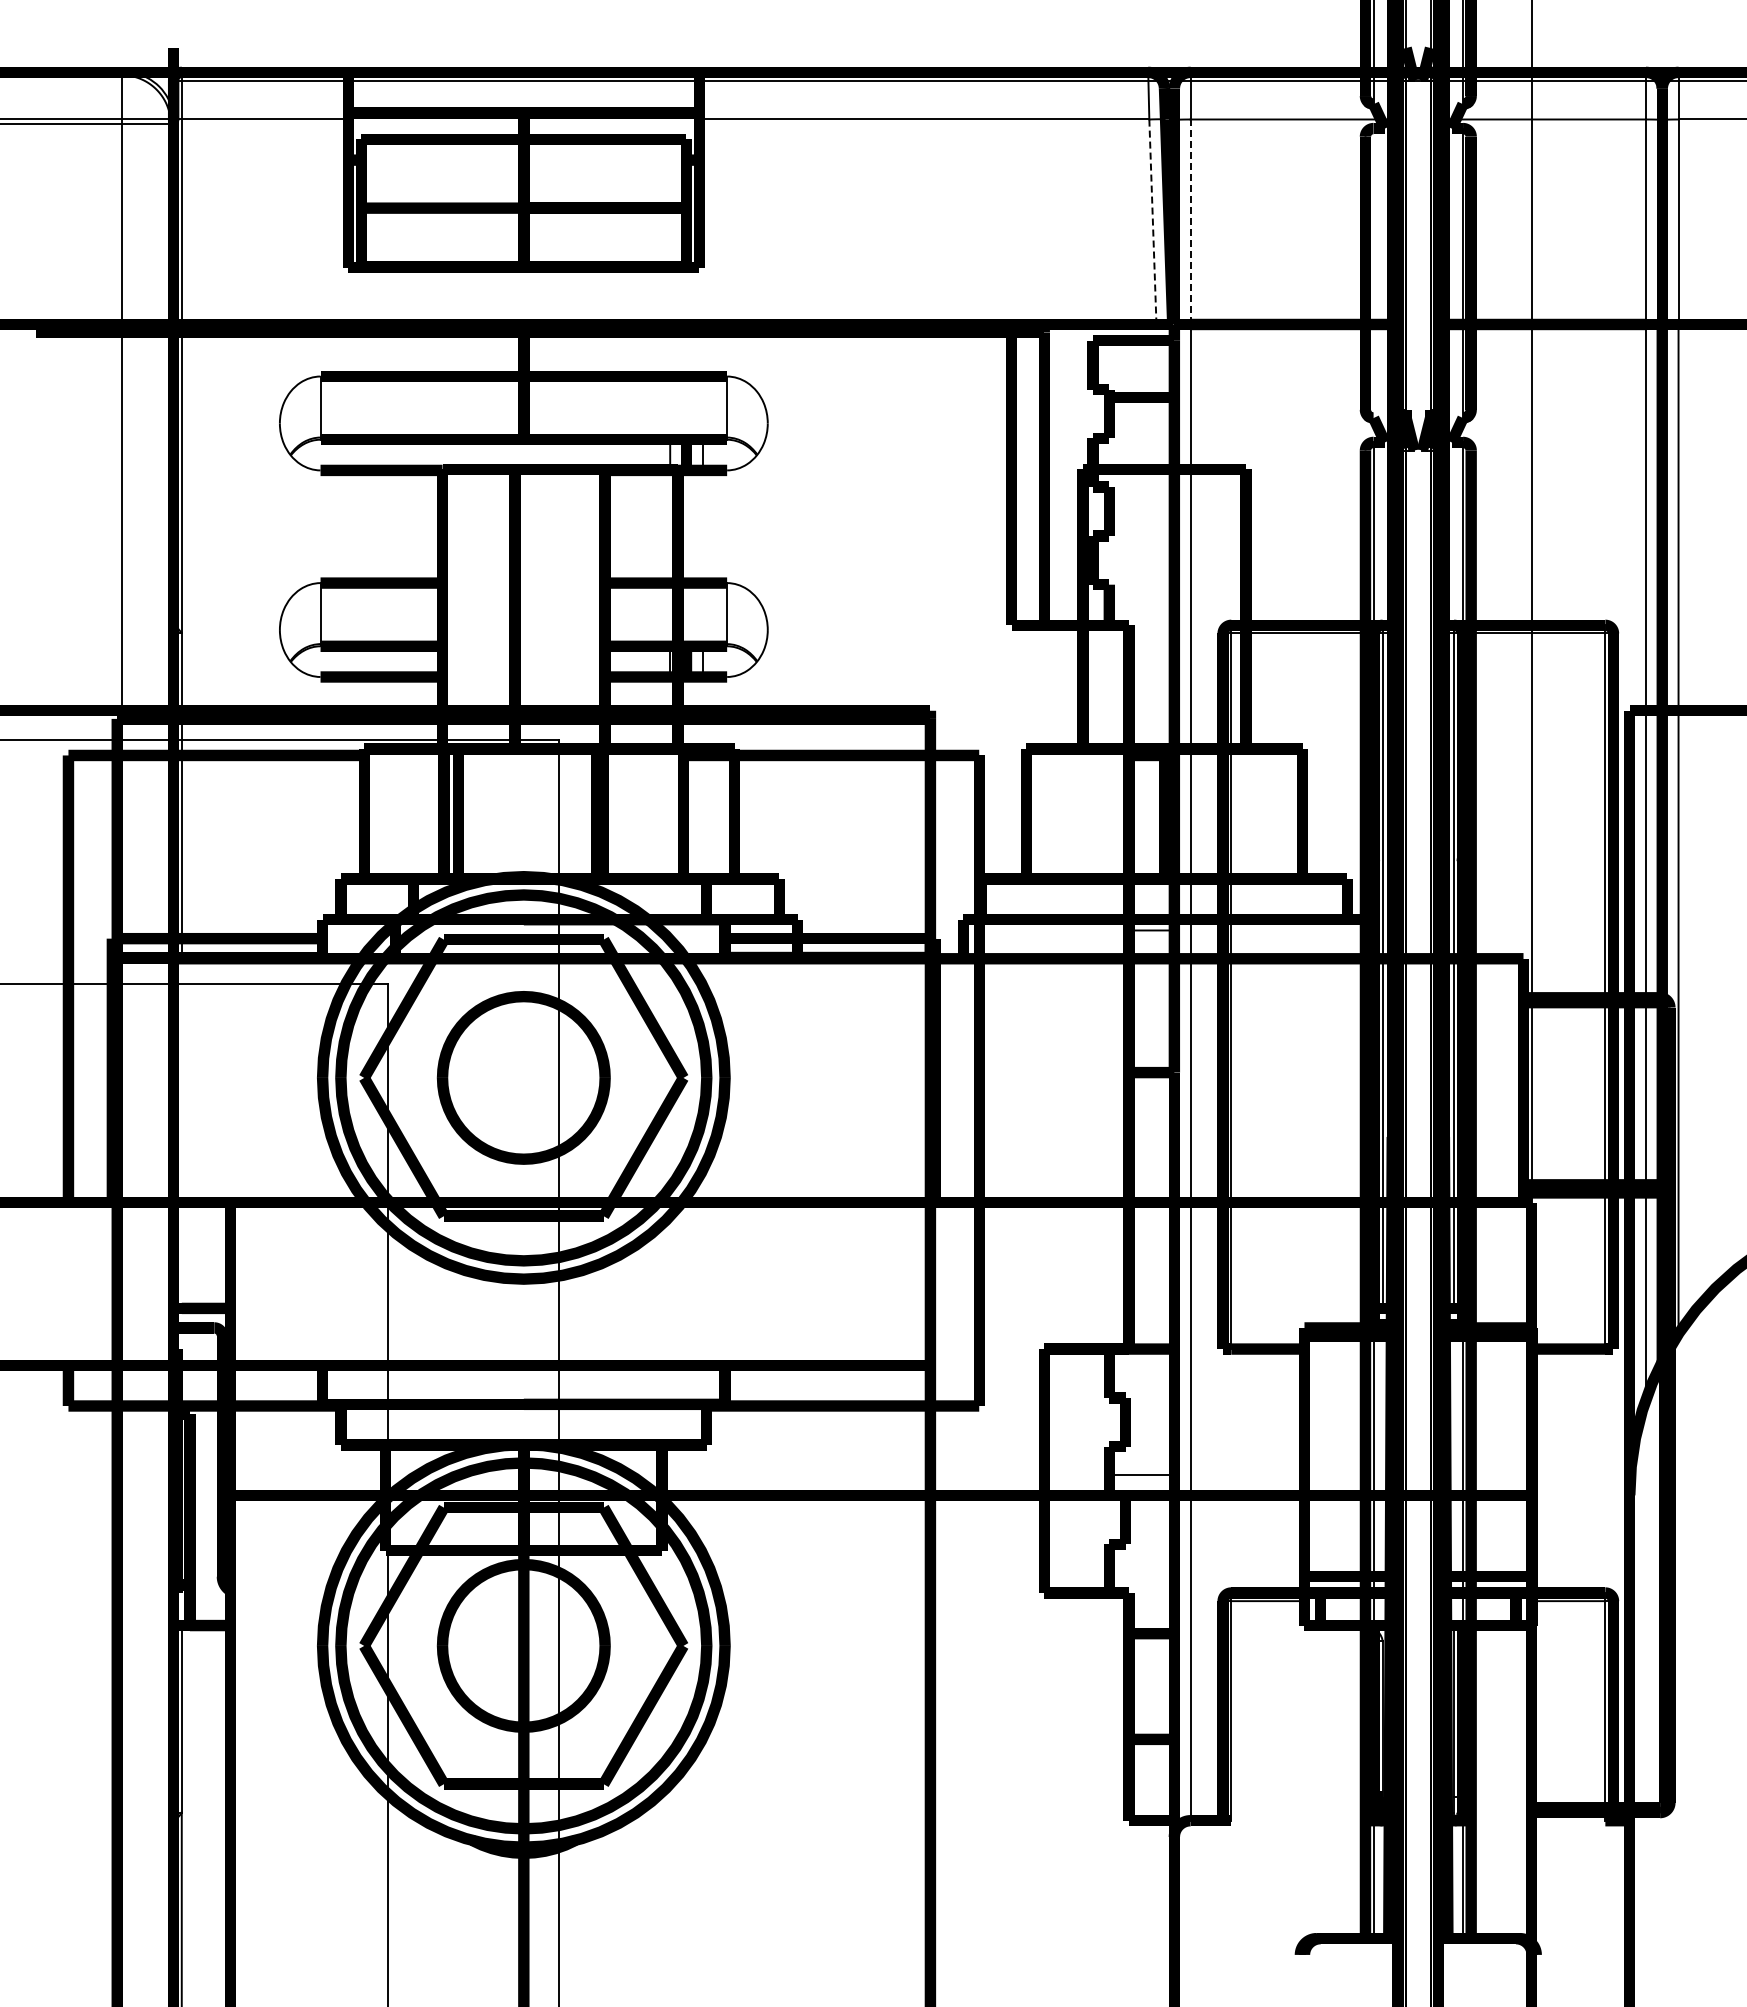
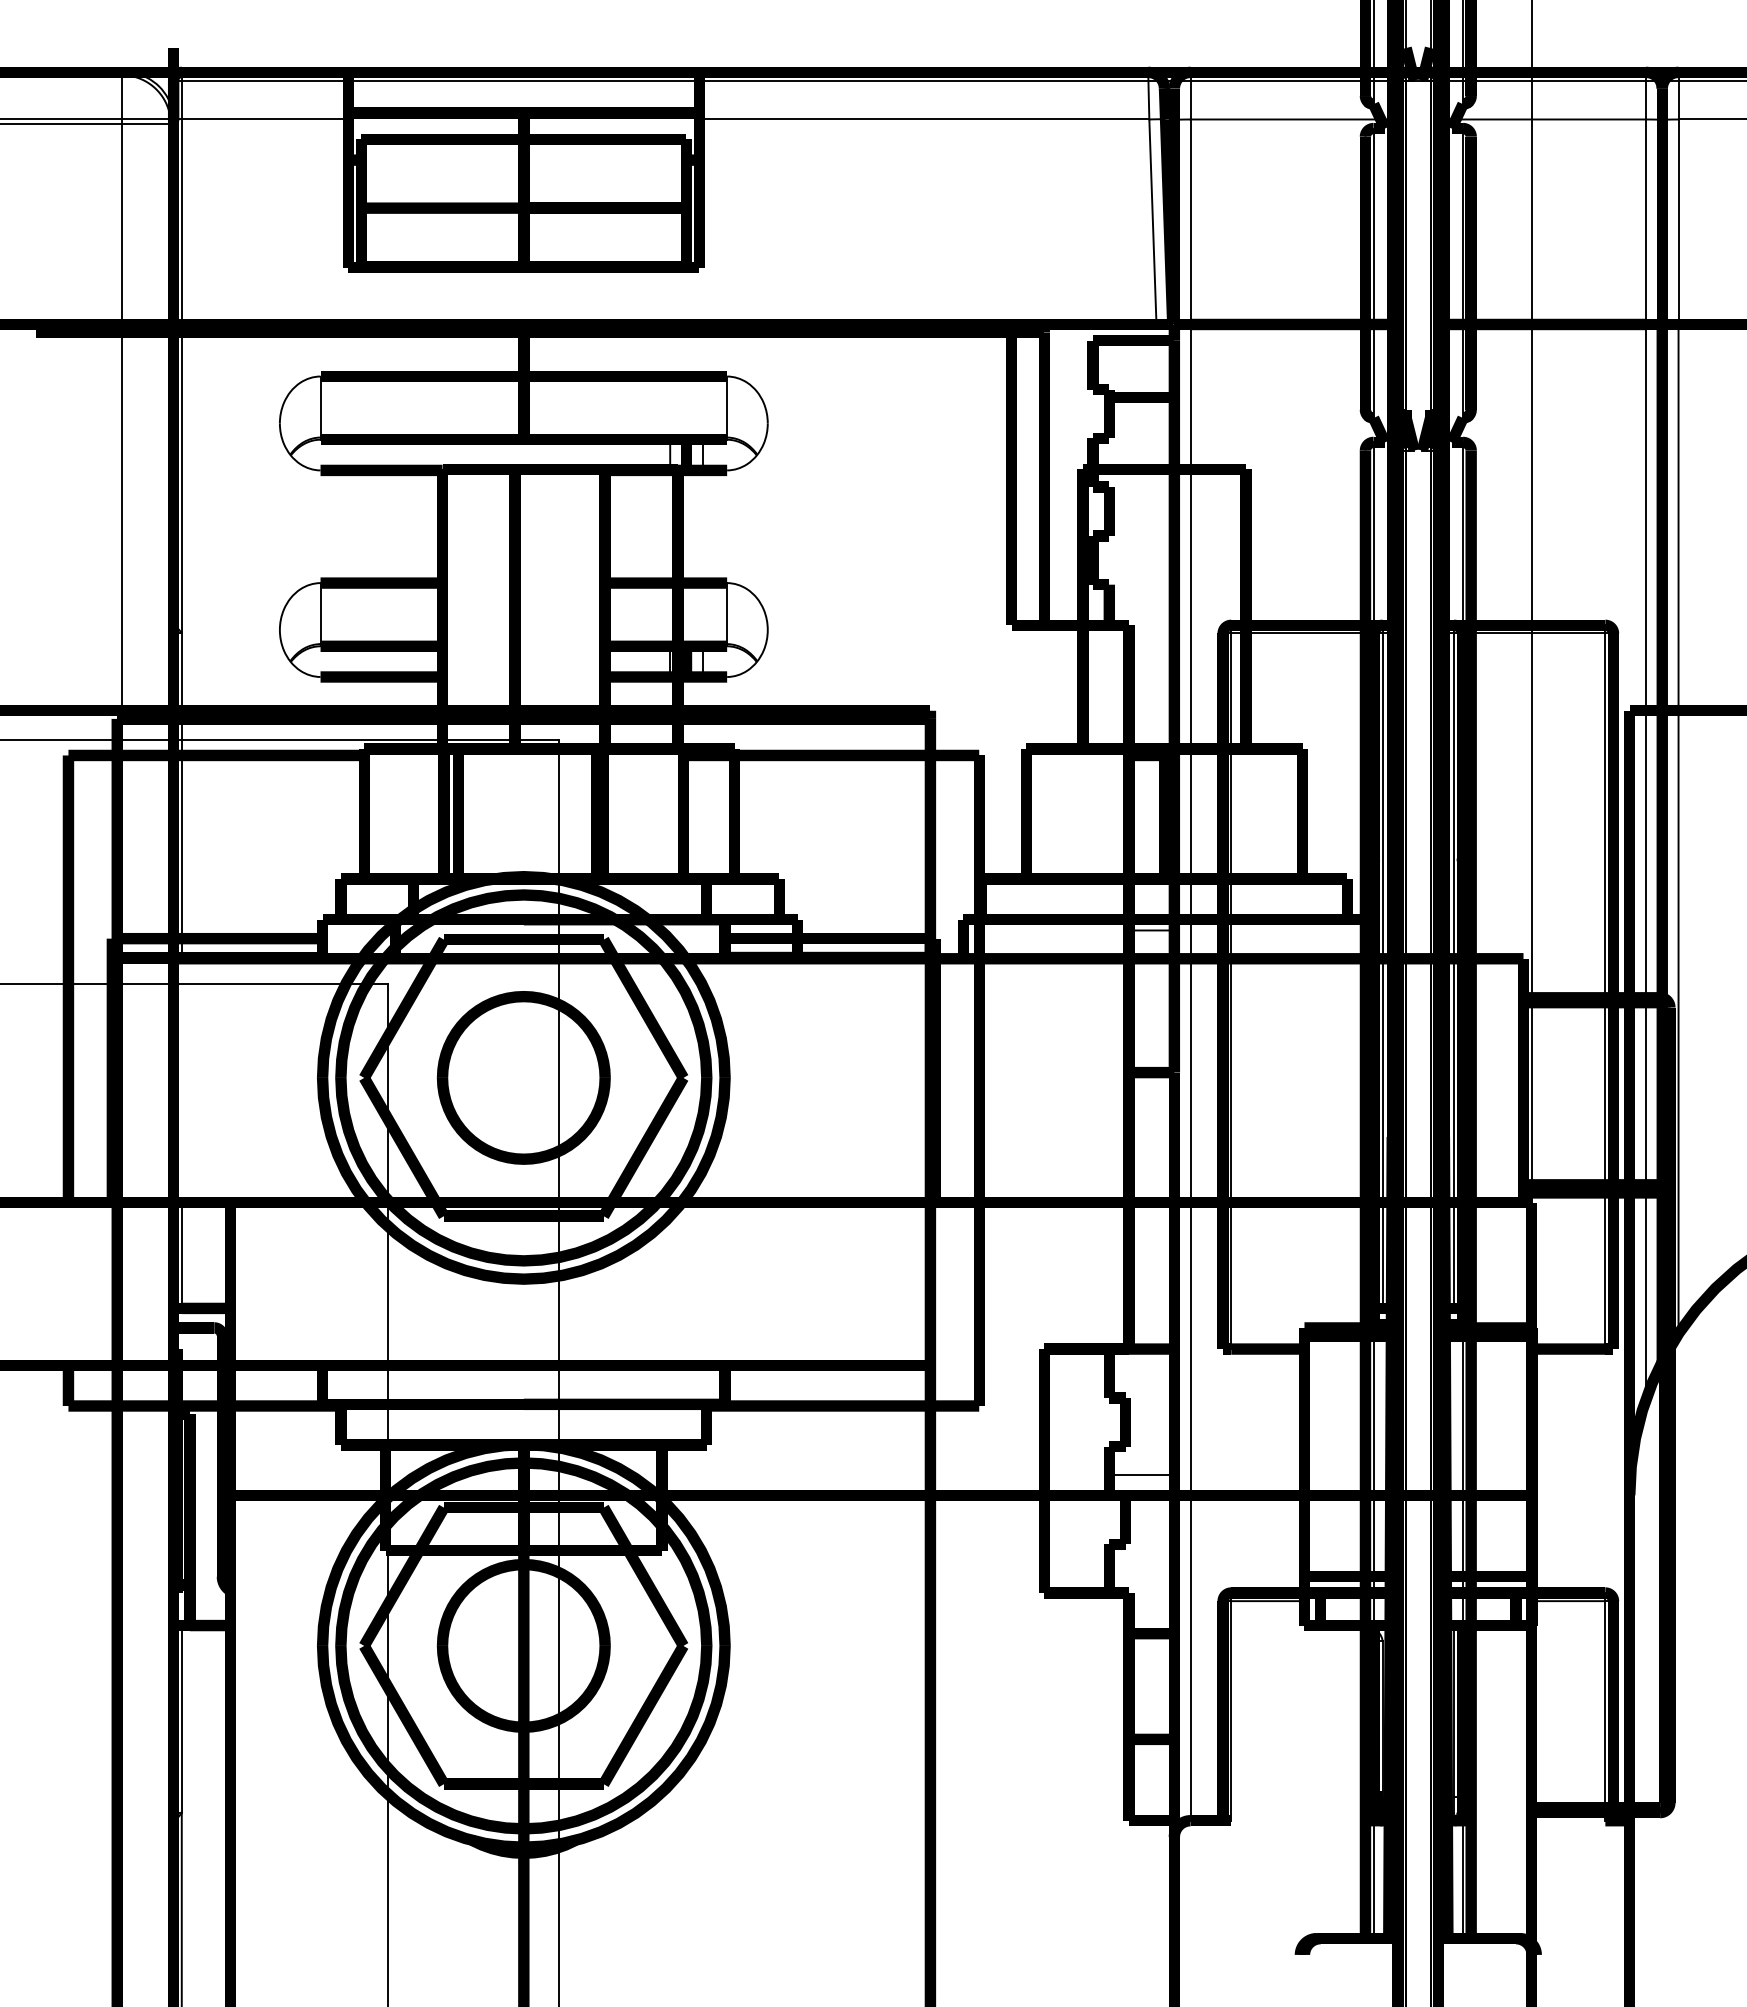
line: dashed -> solid (1152, 221)
line: dashed -> solid (1190, 222)
line: none -> present (1373, 273)
line: none -> present (181, 1255)
